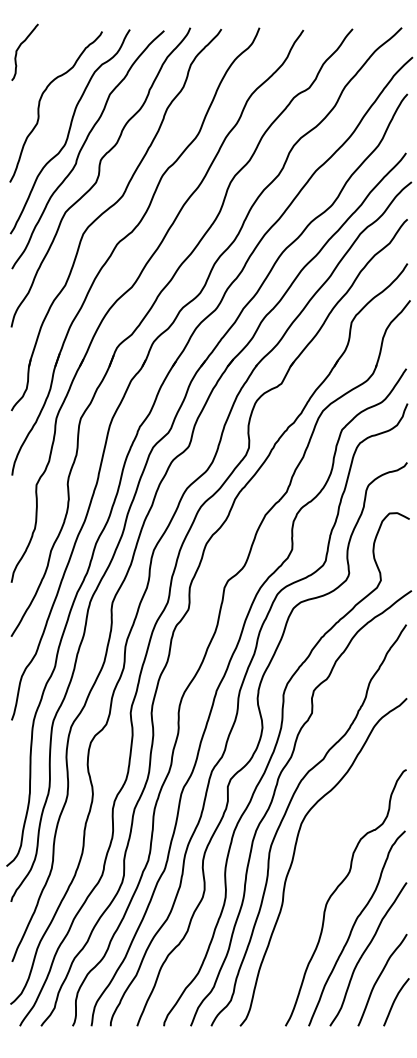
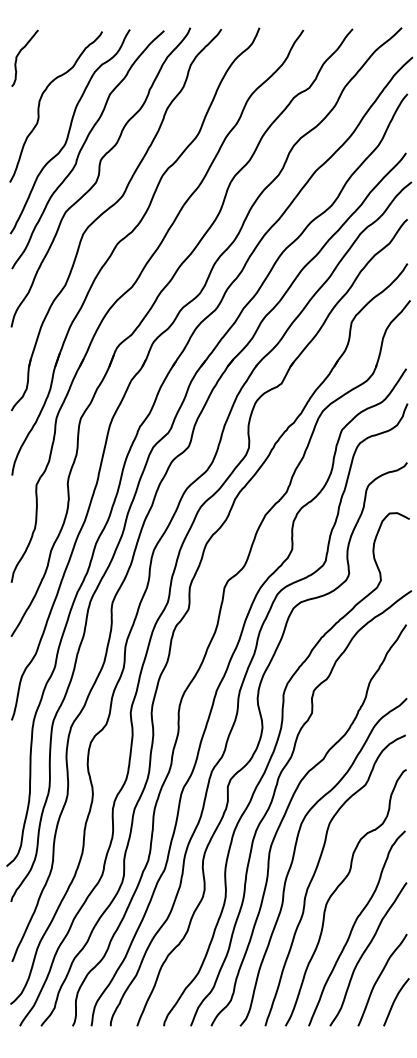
curve position: (19, 48) -> (19, 54) (19, 54)
curve: none -> present (315, 874)
